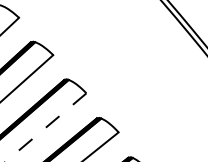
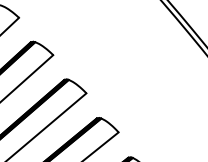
line: dashed -> solid (45, 127)
